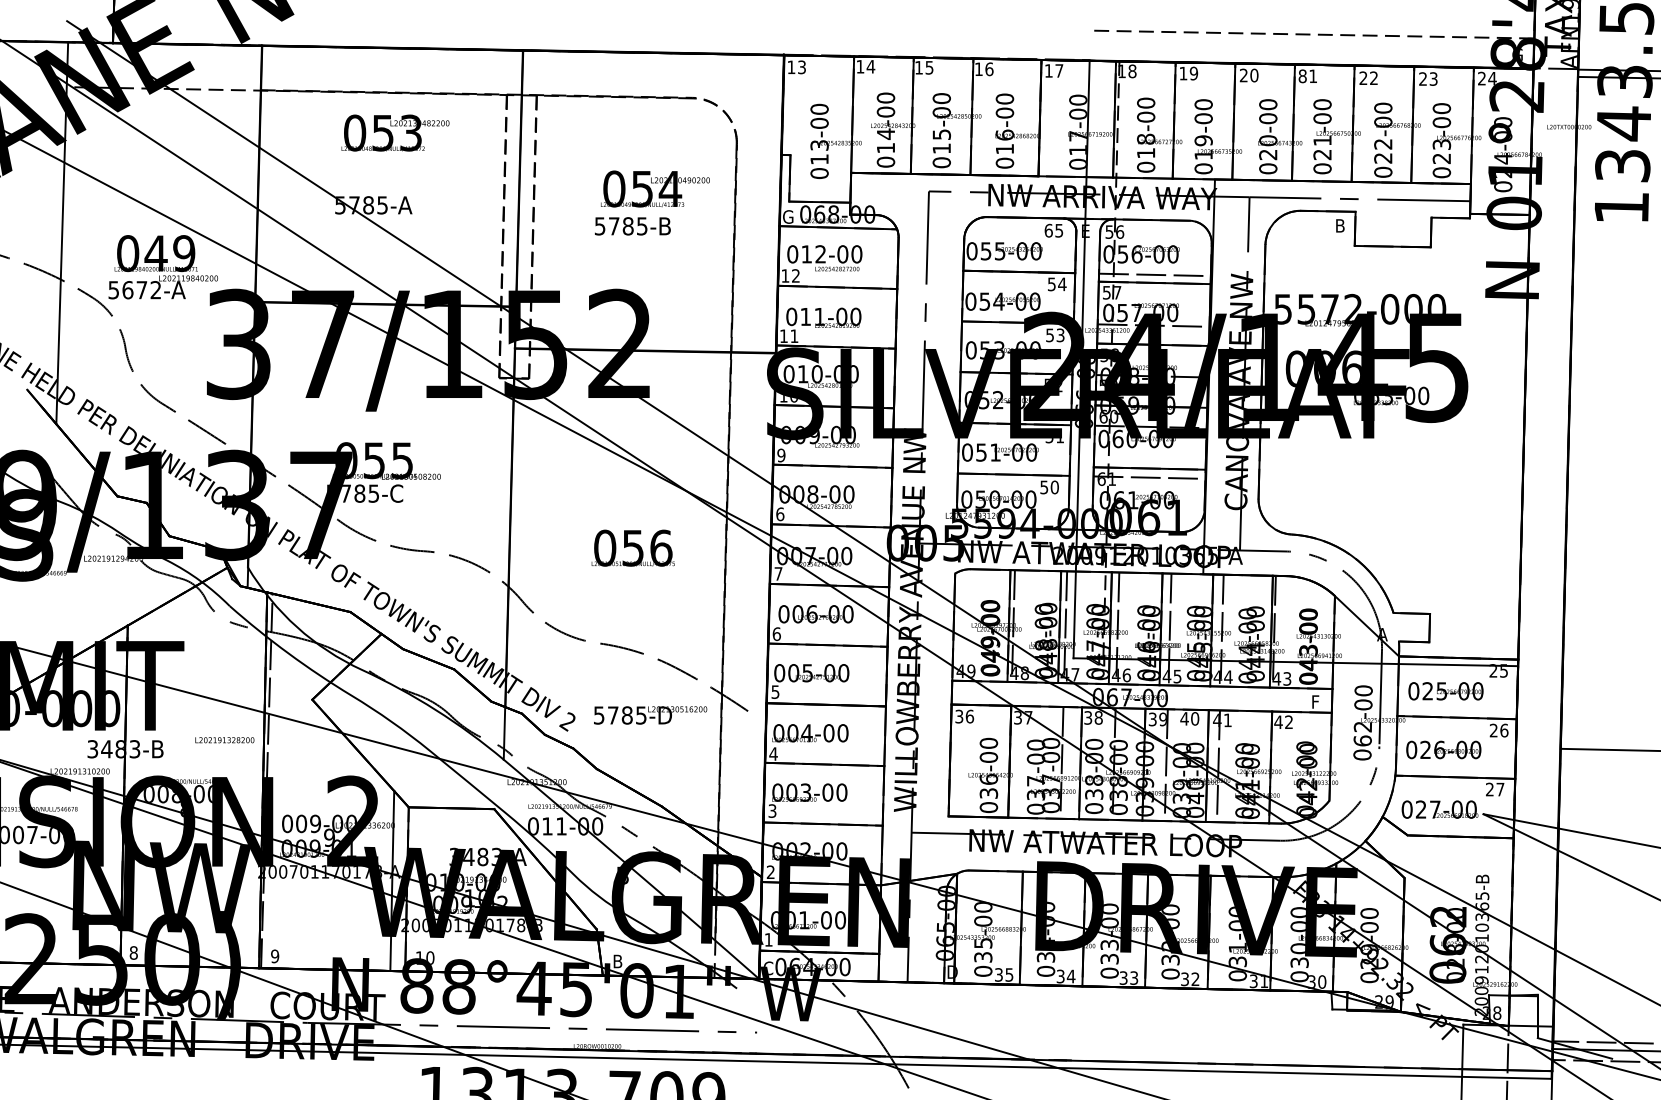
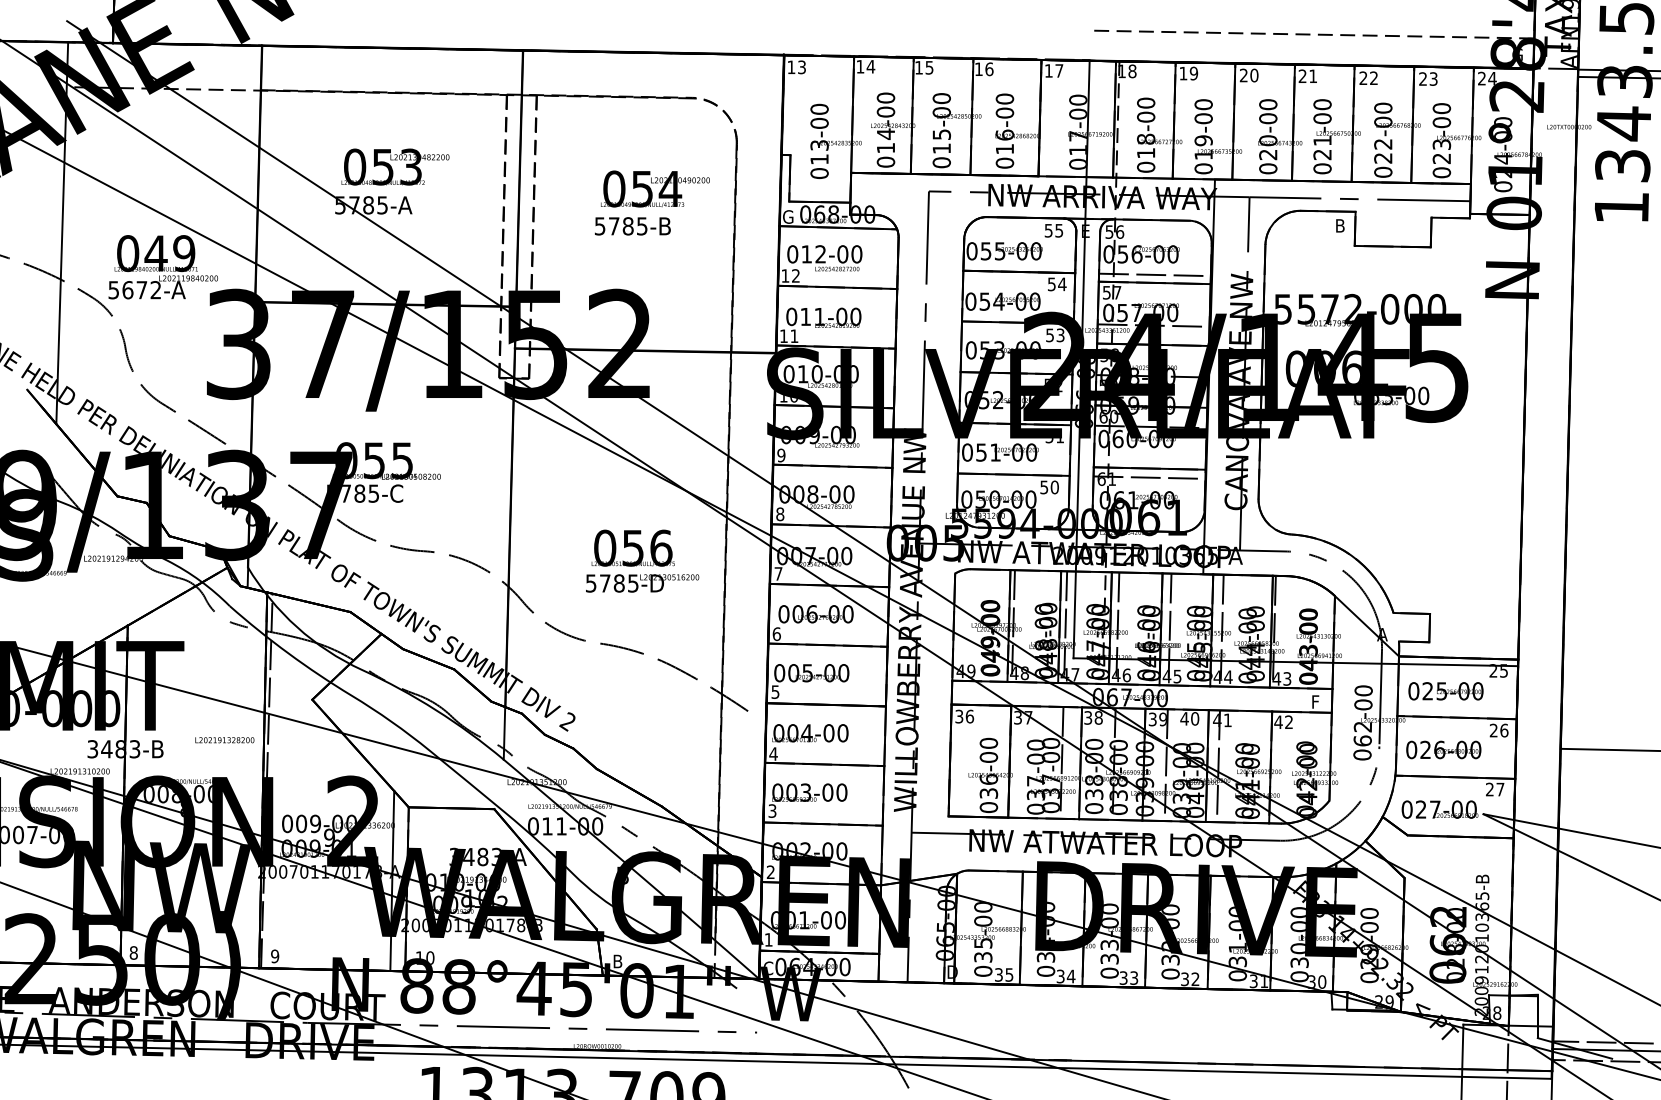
text: 81 -> 21 (1302, 76)
text position: (395, 132) -> (395, 166) (395, 166)
text: 65 -> 55 (1048, 230)
text: 6 -> 8 (780, 513)
text position: (650, 715) -> (642, 583) (642, 583)
